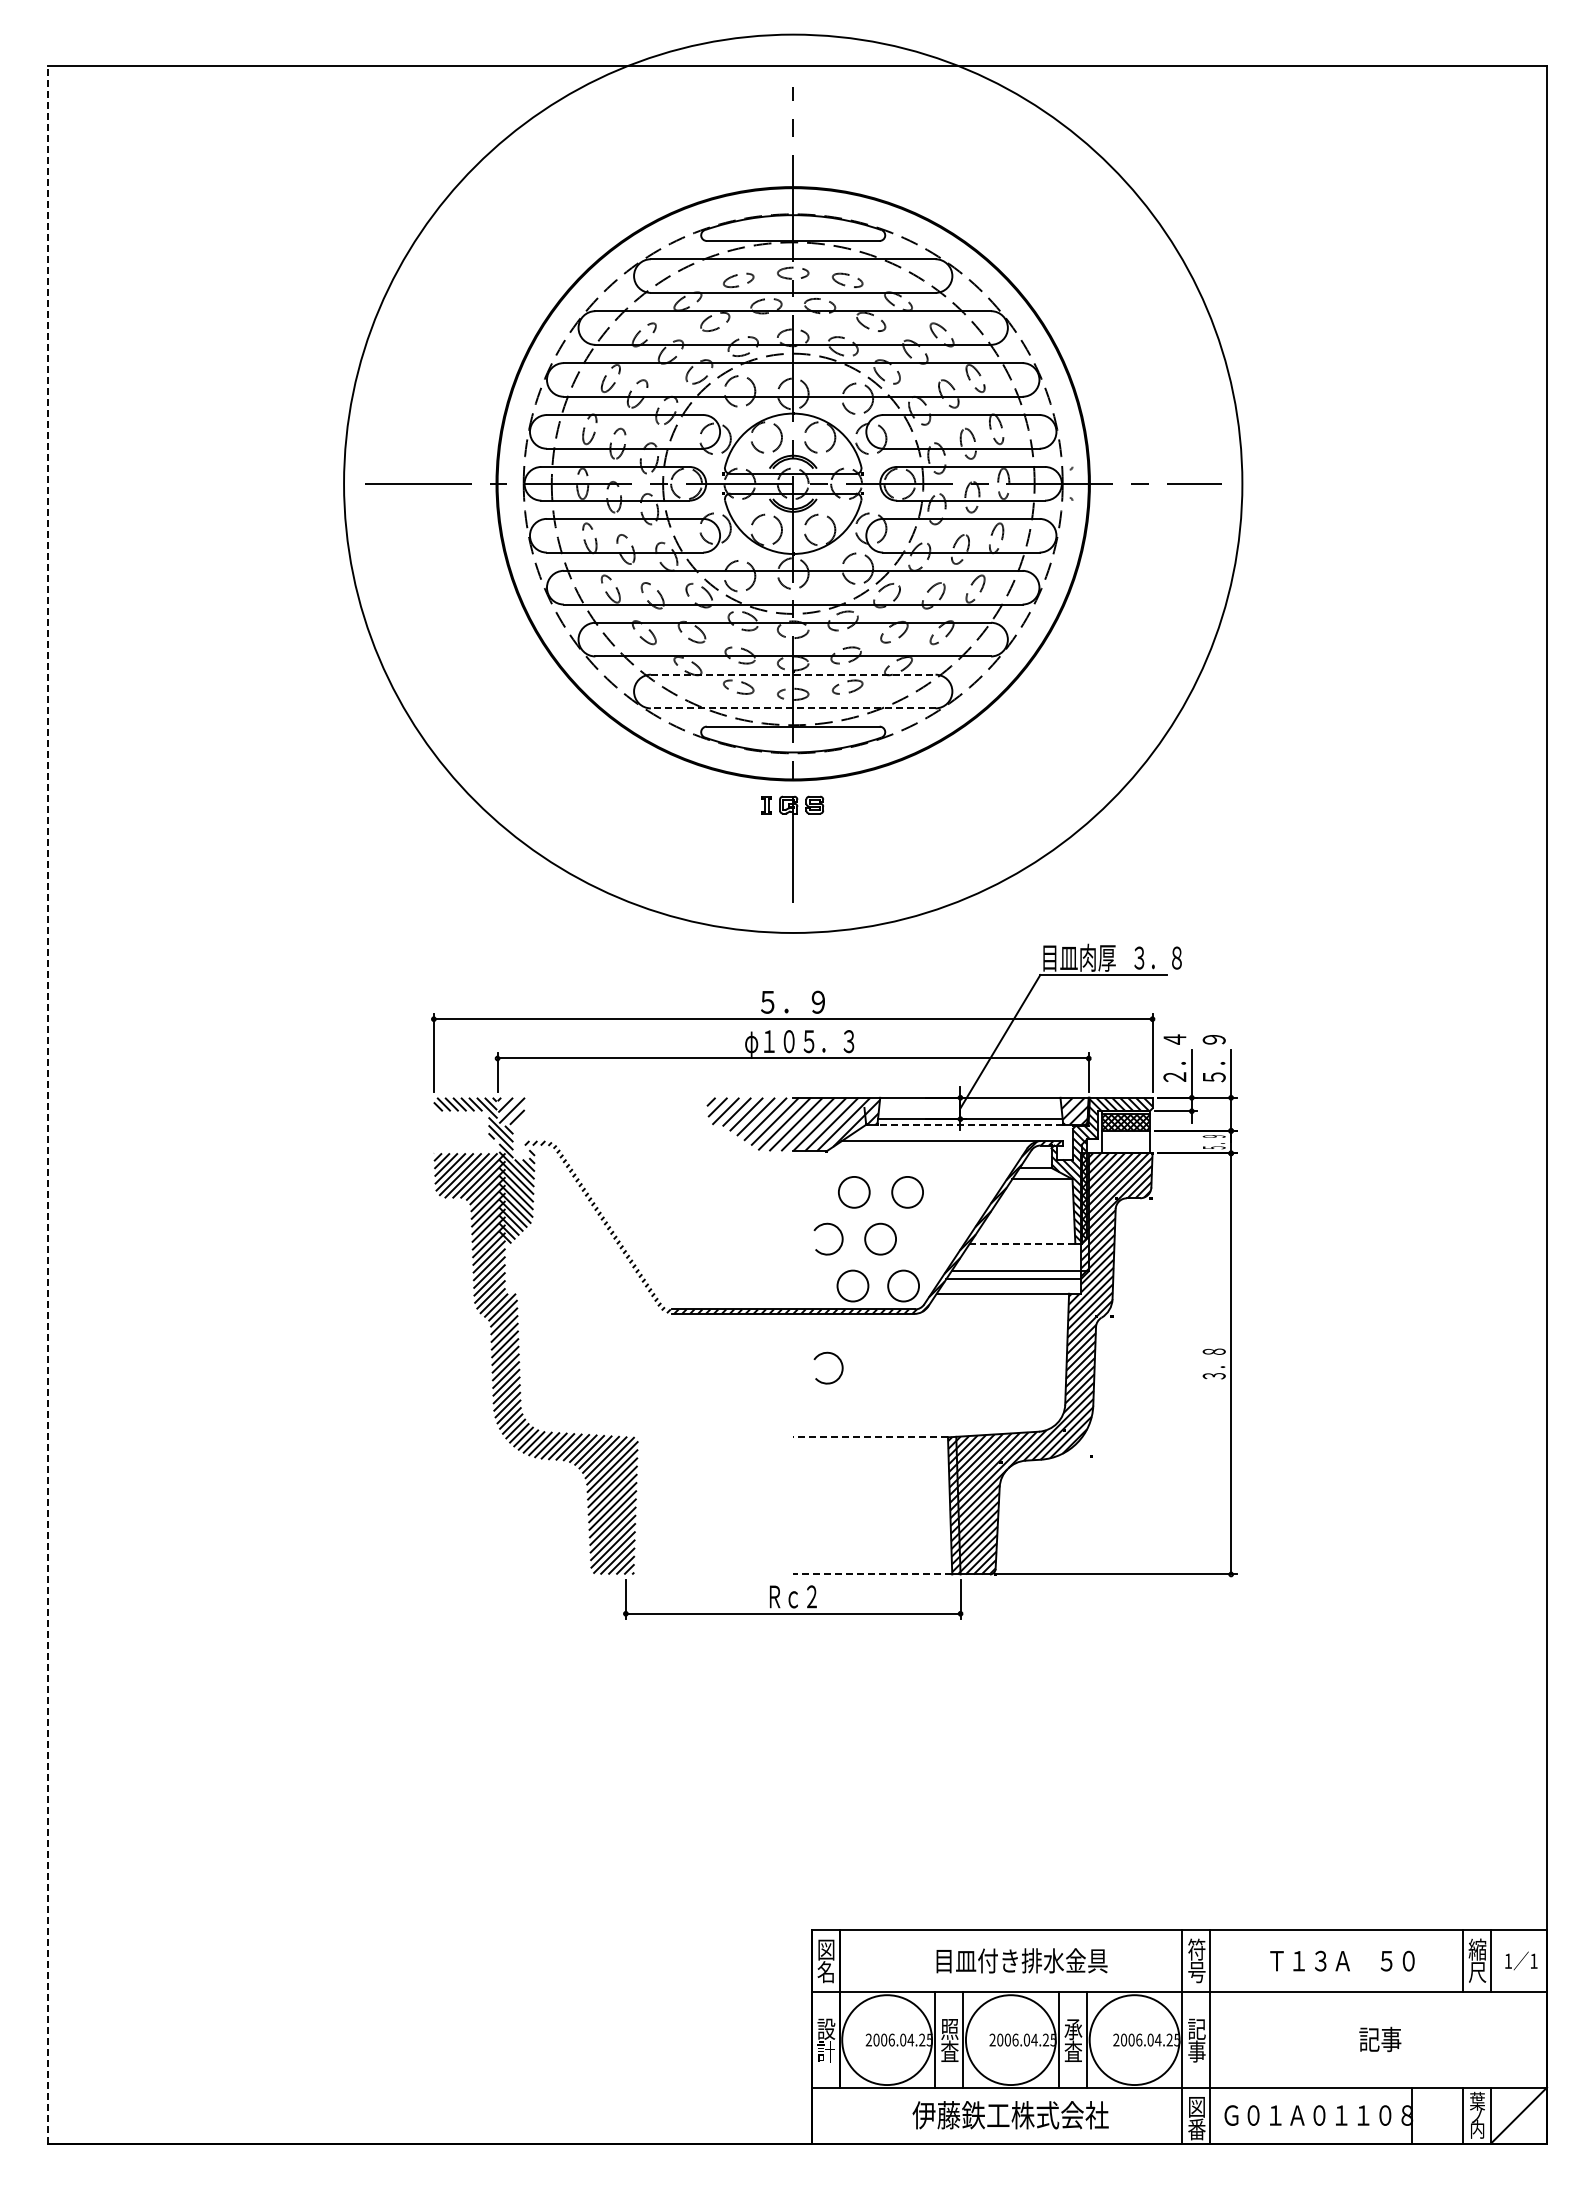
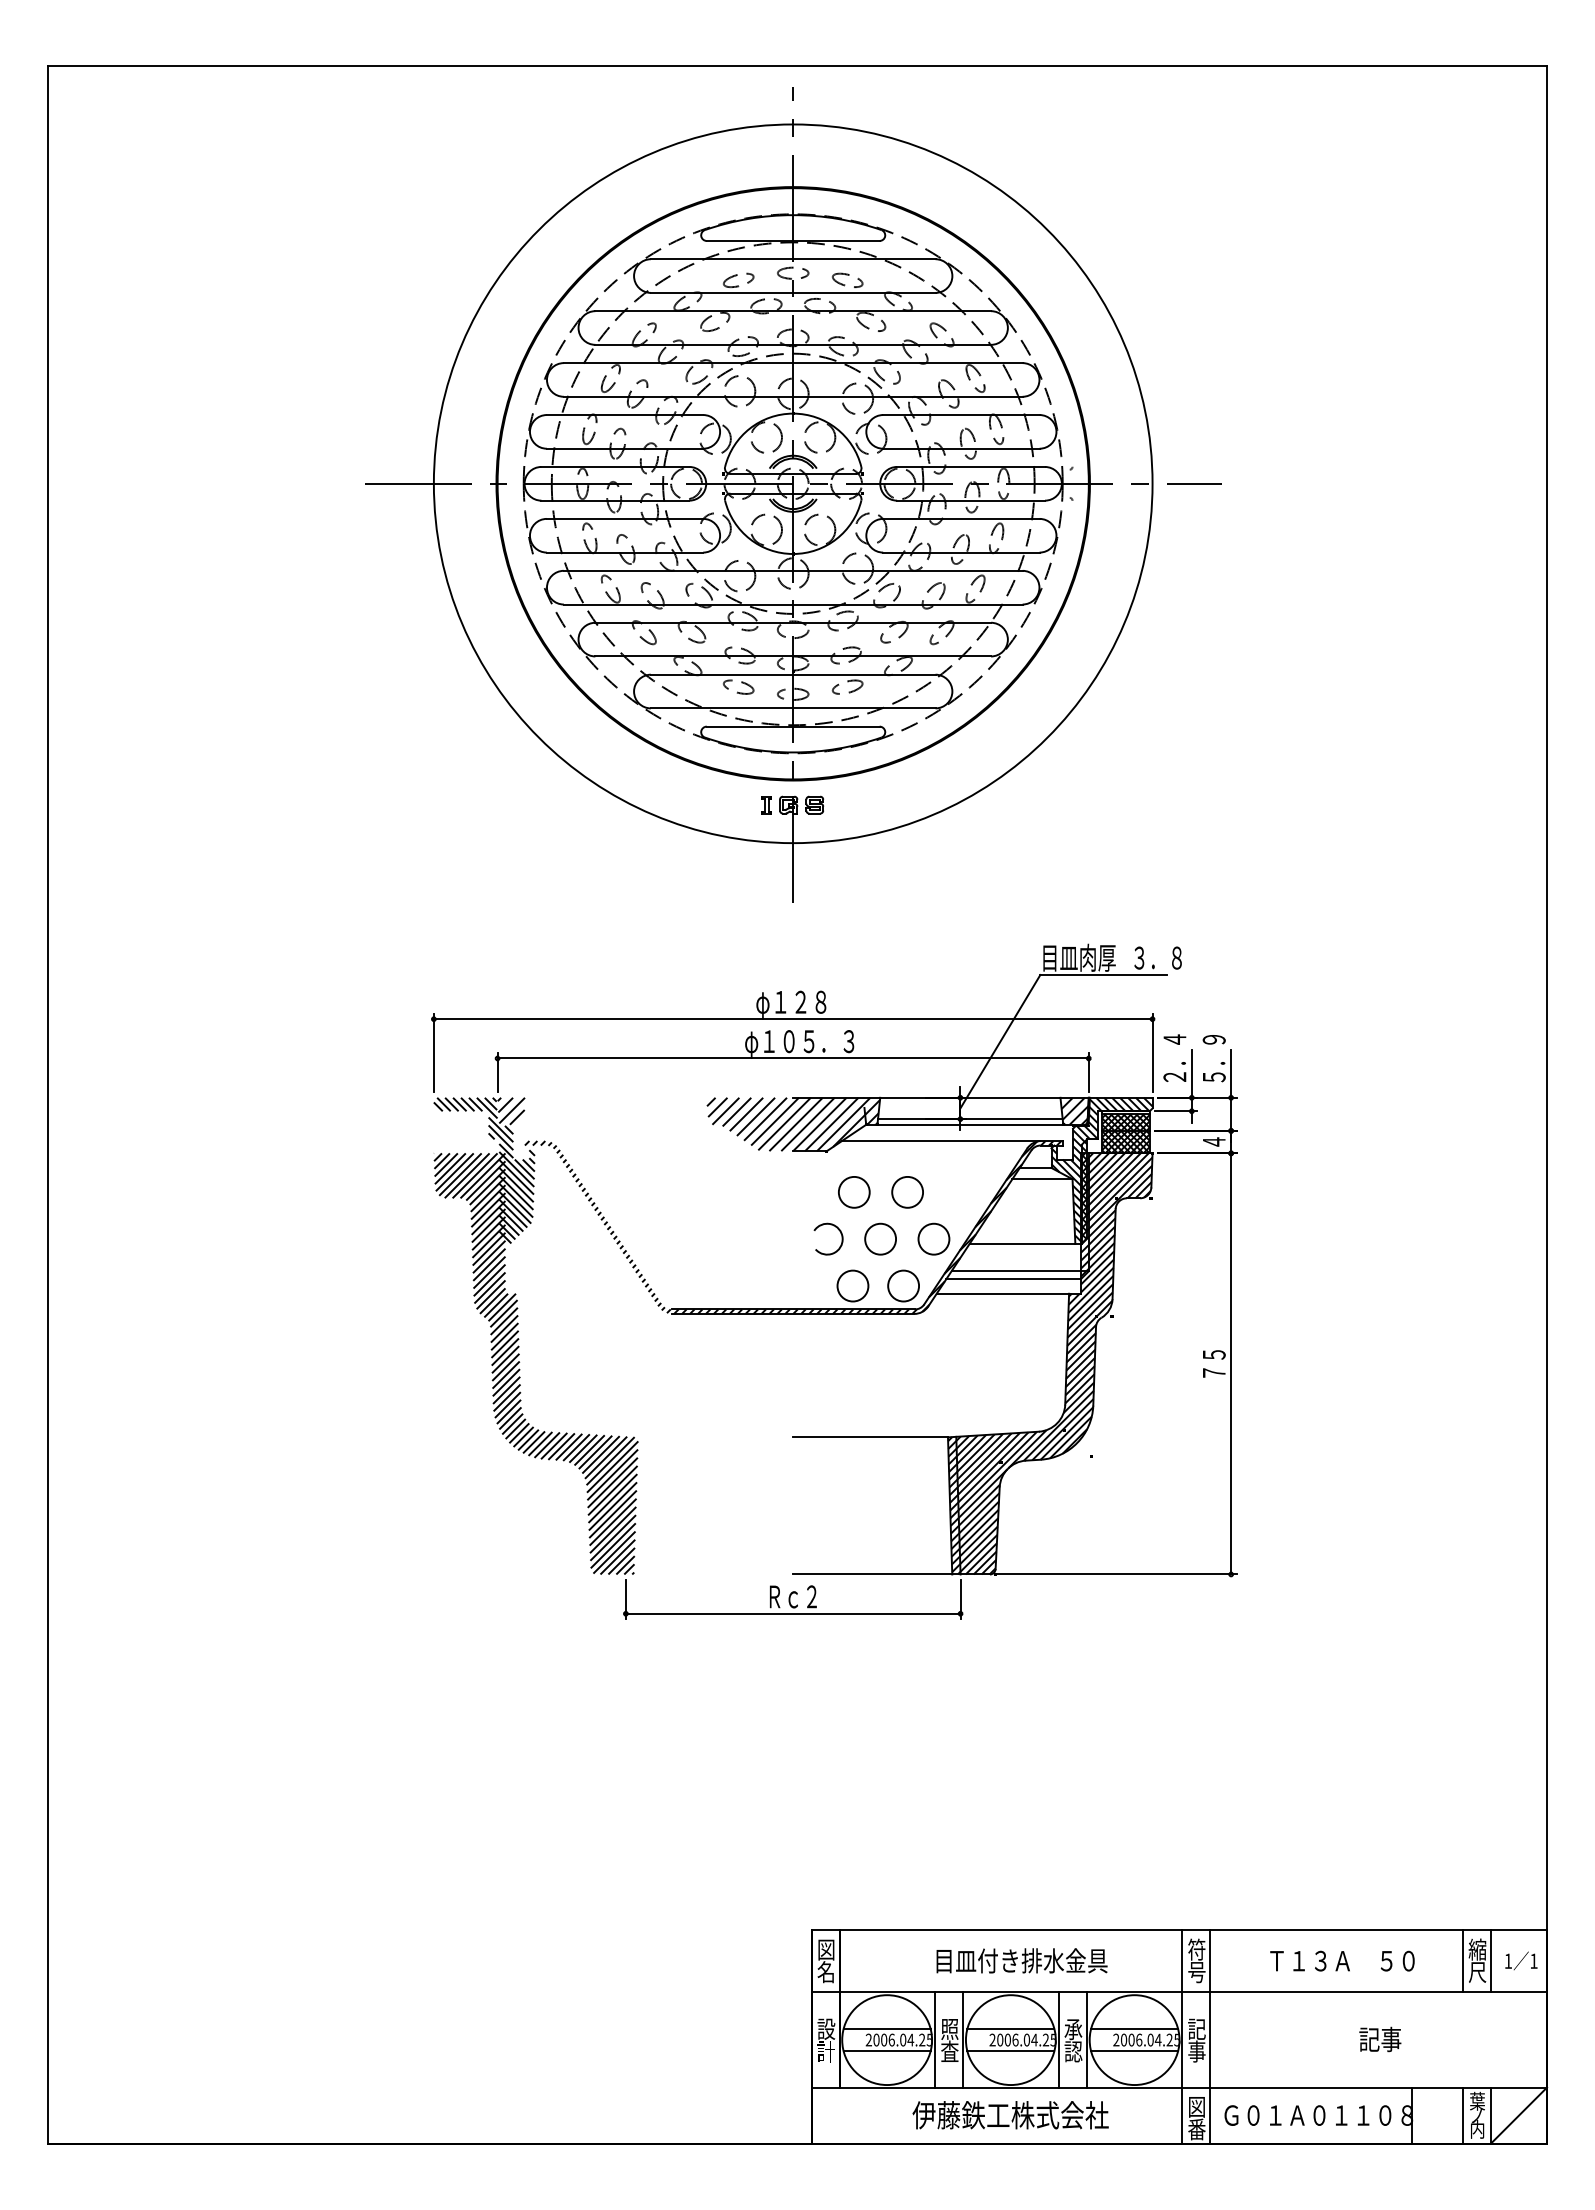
circle diameter: 898 px -> 719 px (792, 483)
line: dashed -> solid (793, 674)
line: dashed -> solid (792, 708)
text: ５．９ -> φ１２８ (791, 1003)
line: dashed -> solid (47, 1105)
line: dashed -> solid (970, 1124)
hatch: none -> present (1125, 1141)
text: ５．９ -> ４ (1213, 1142)
circle: none -> present (933, 1238)
line: dashed -> solid (1022, 1243)
arc: present -> none (837, 1358)
text: ３．８ -> ７５ (1213, 1363)
line: dashed -> solid (870, 1437)
line: dashed -> solid (872, 1574)
line: none -> present (886, 2028)
line: none -> present (1010, 2028)
line: none -> present (1134, 2028)
line: none -> present (886, 2051)
line: none -> present (1010, 2051)
text: 査 -> 認 (1073, 2051)
line: none -> present (1134, 2051)
